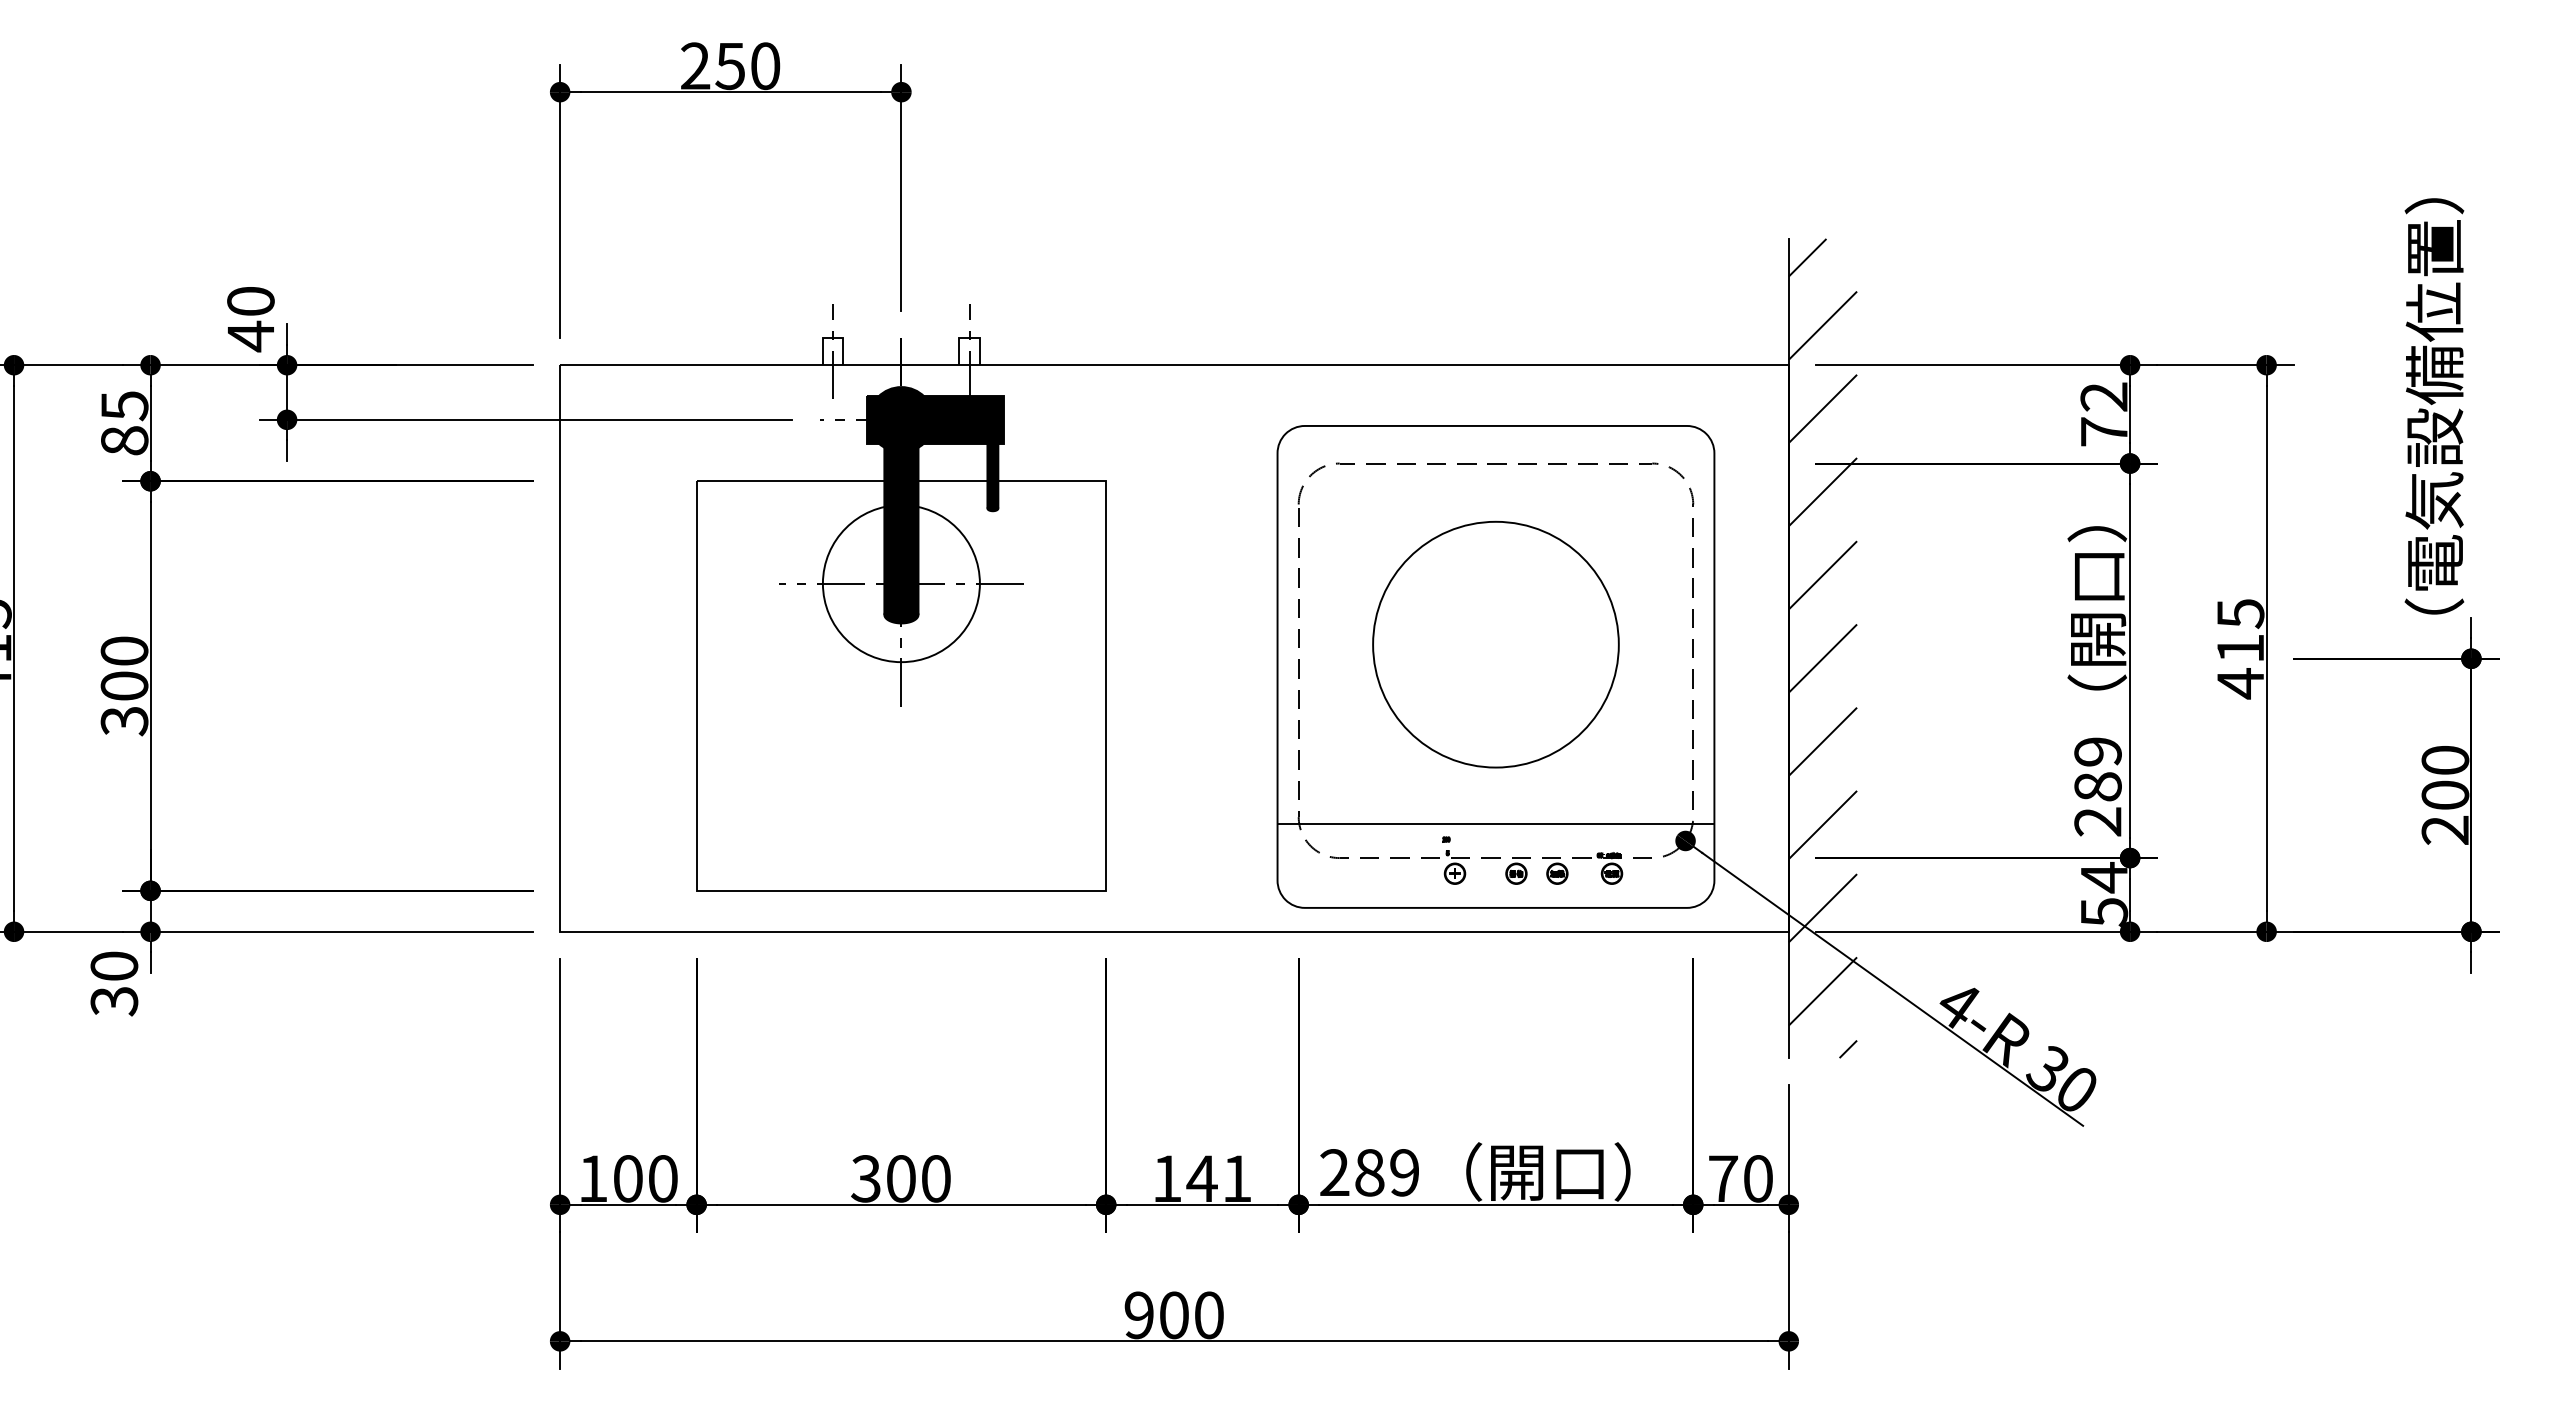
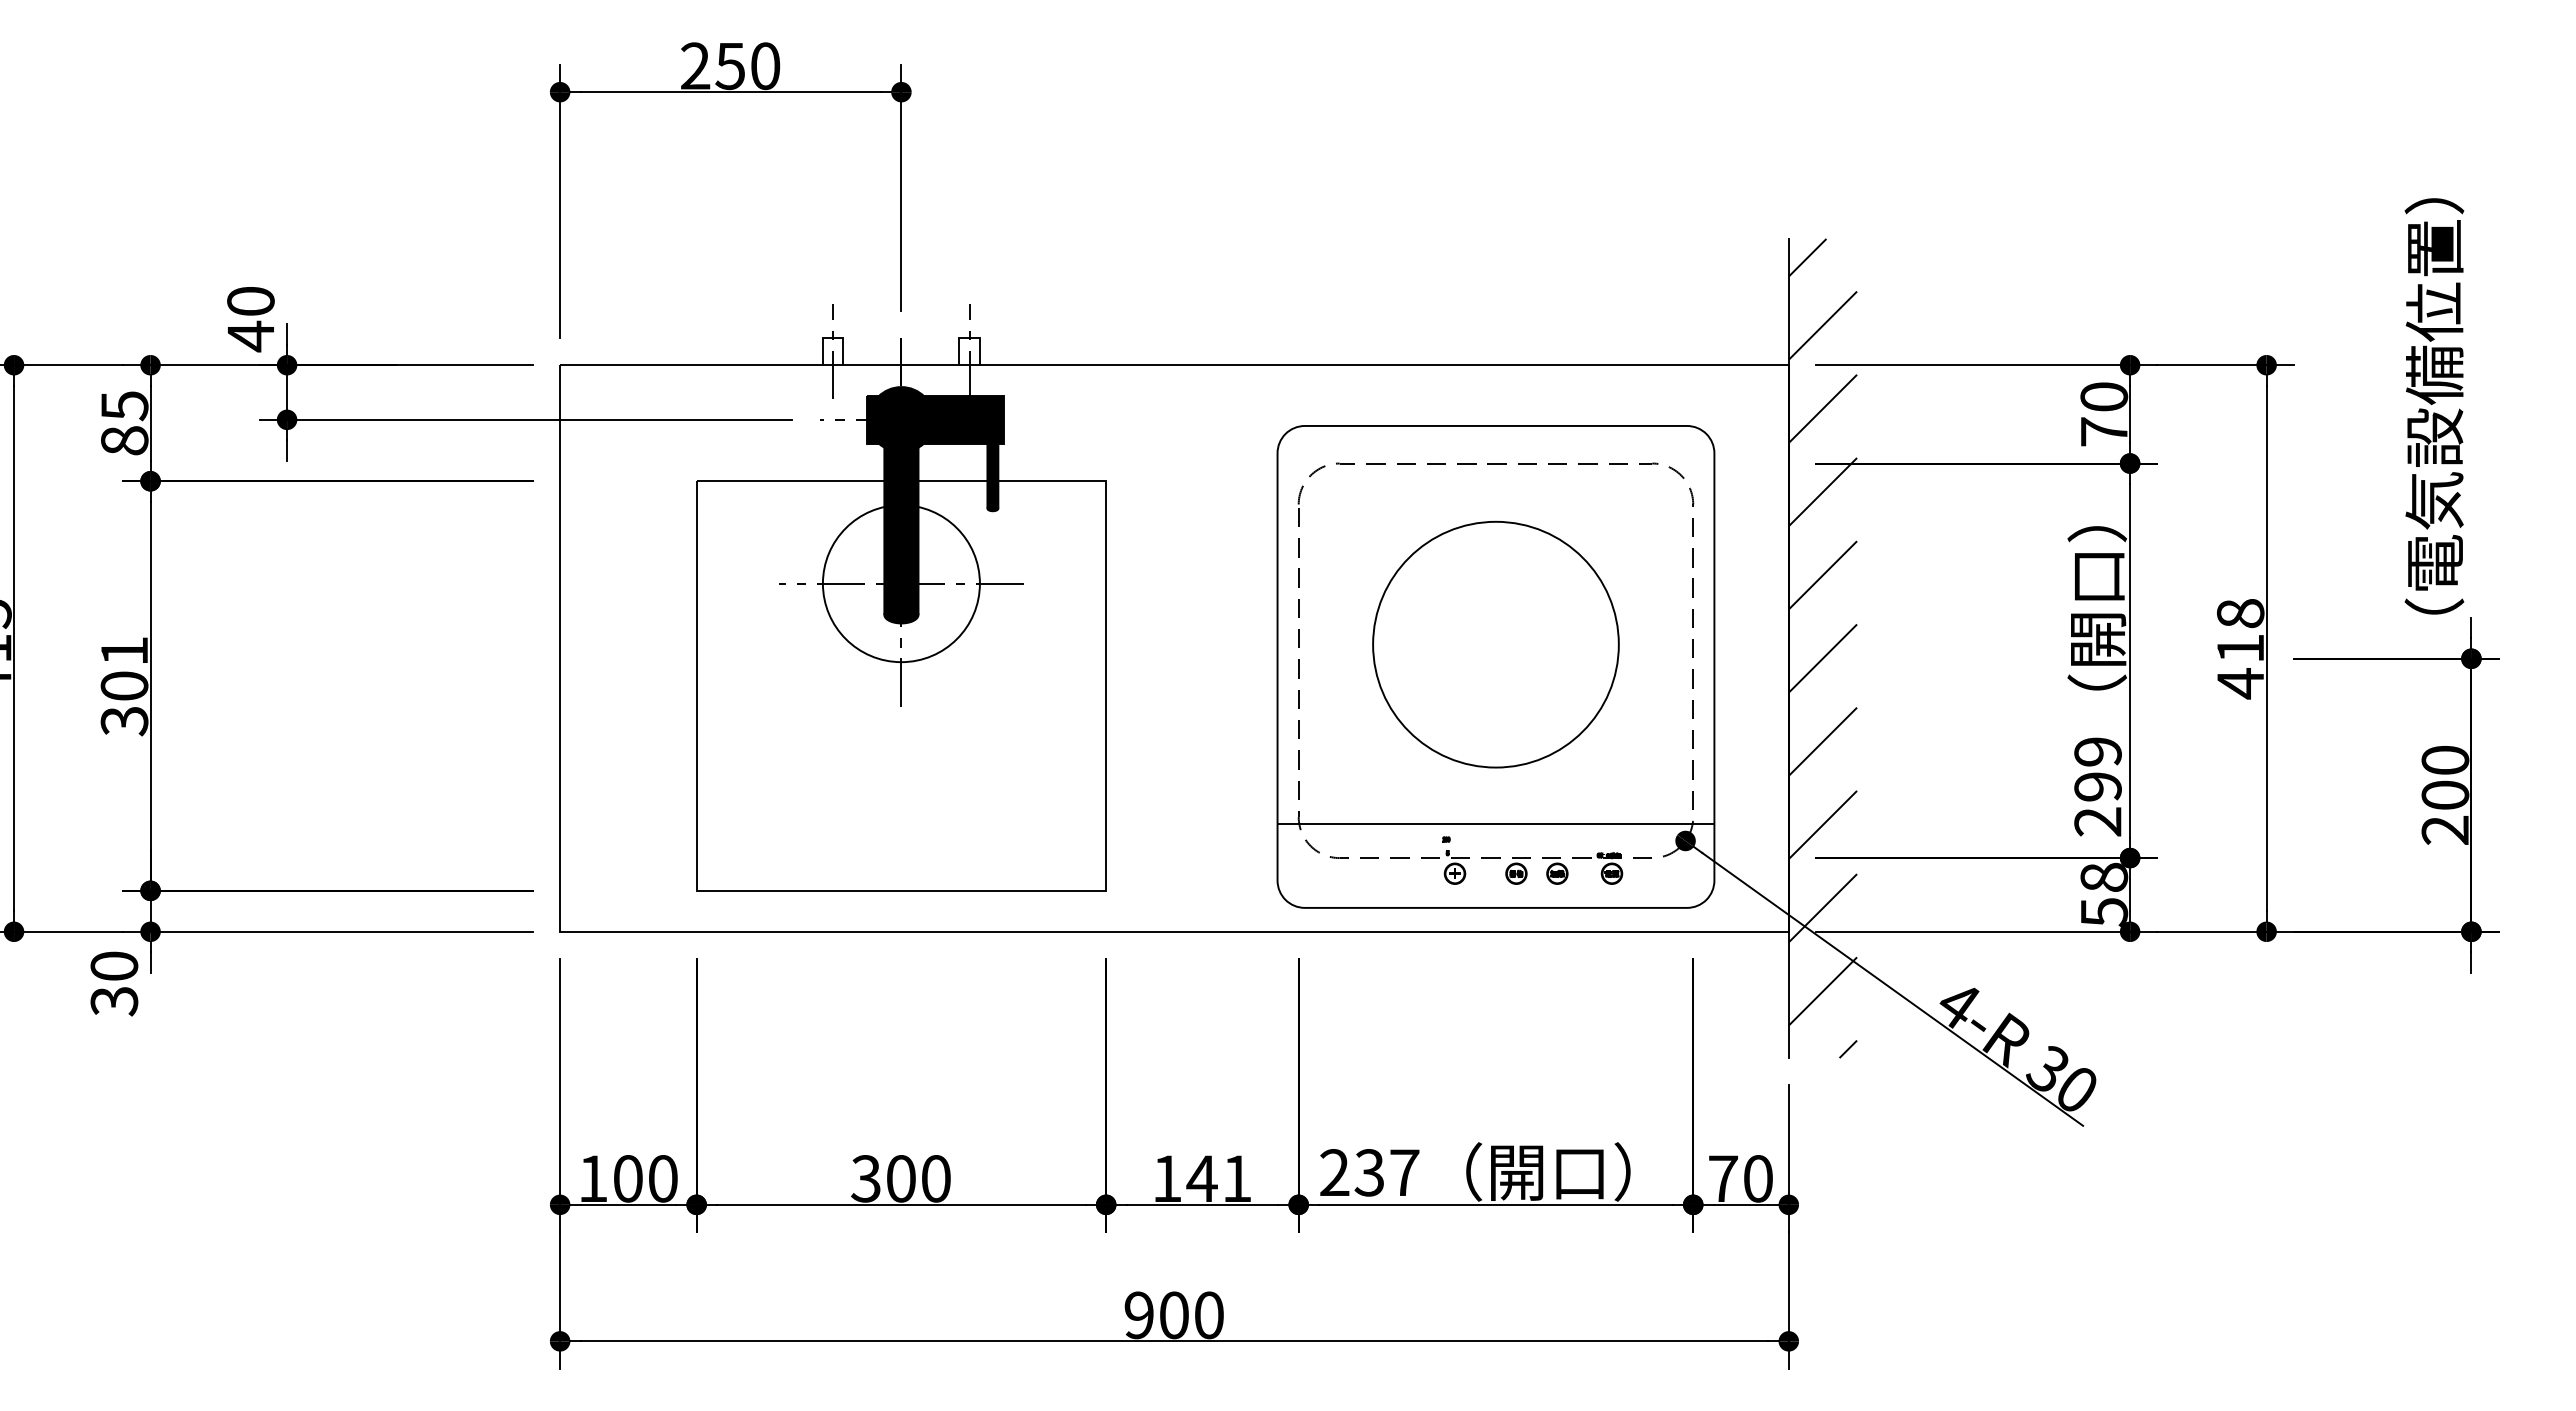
text: 72 -> 70 (2104, 396)
text: 415 -> 418 (2240, 614)
text: 300 -> 301 (124, 650)
text: 289 -> 299 (2097, 786)
text: 54 -> 58 (2104, 877)
text: 289 -> 237 (1386, 1172)
